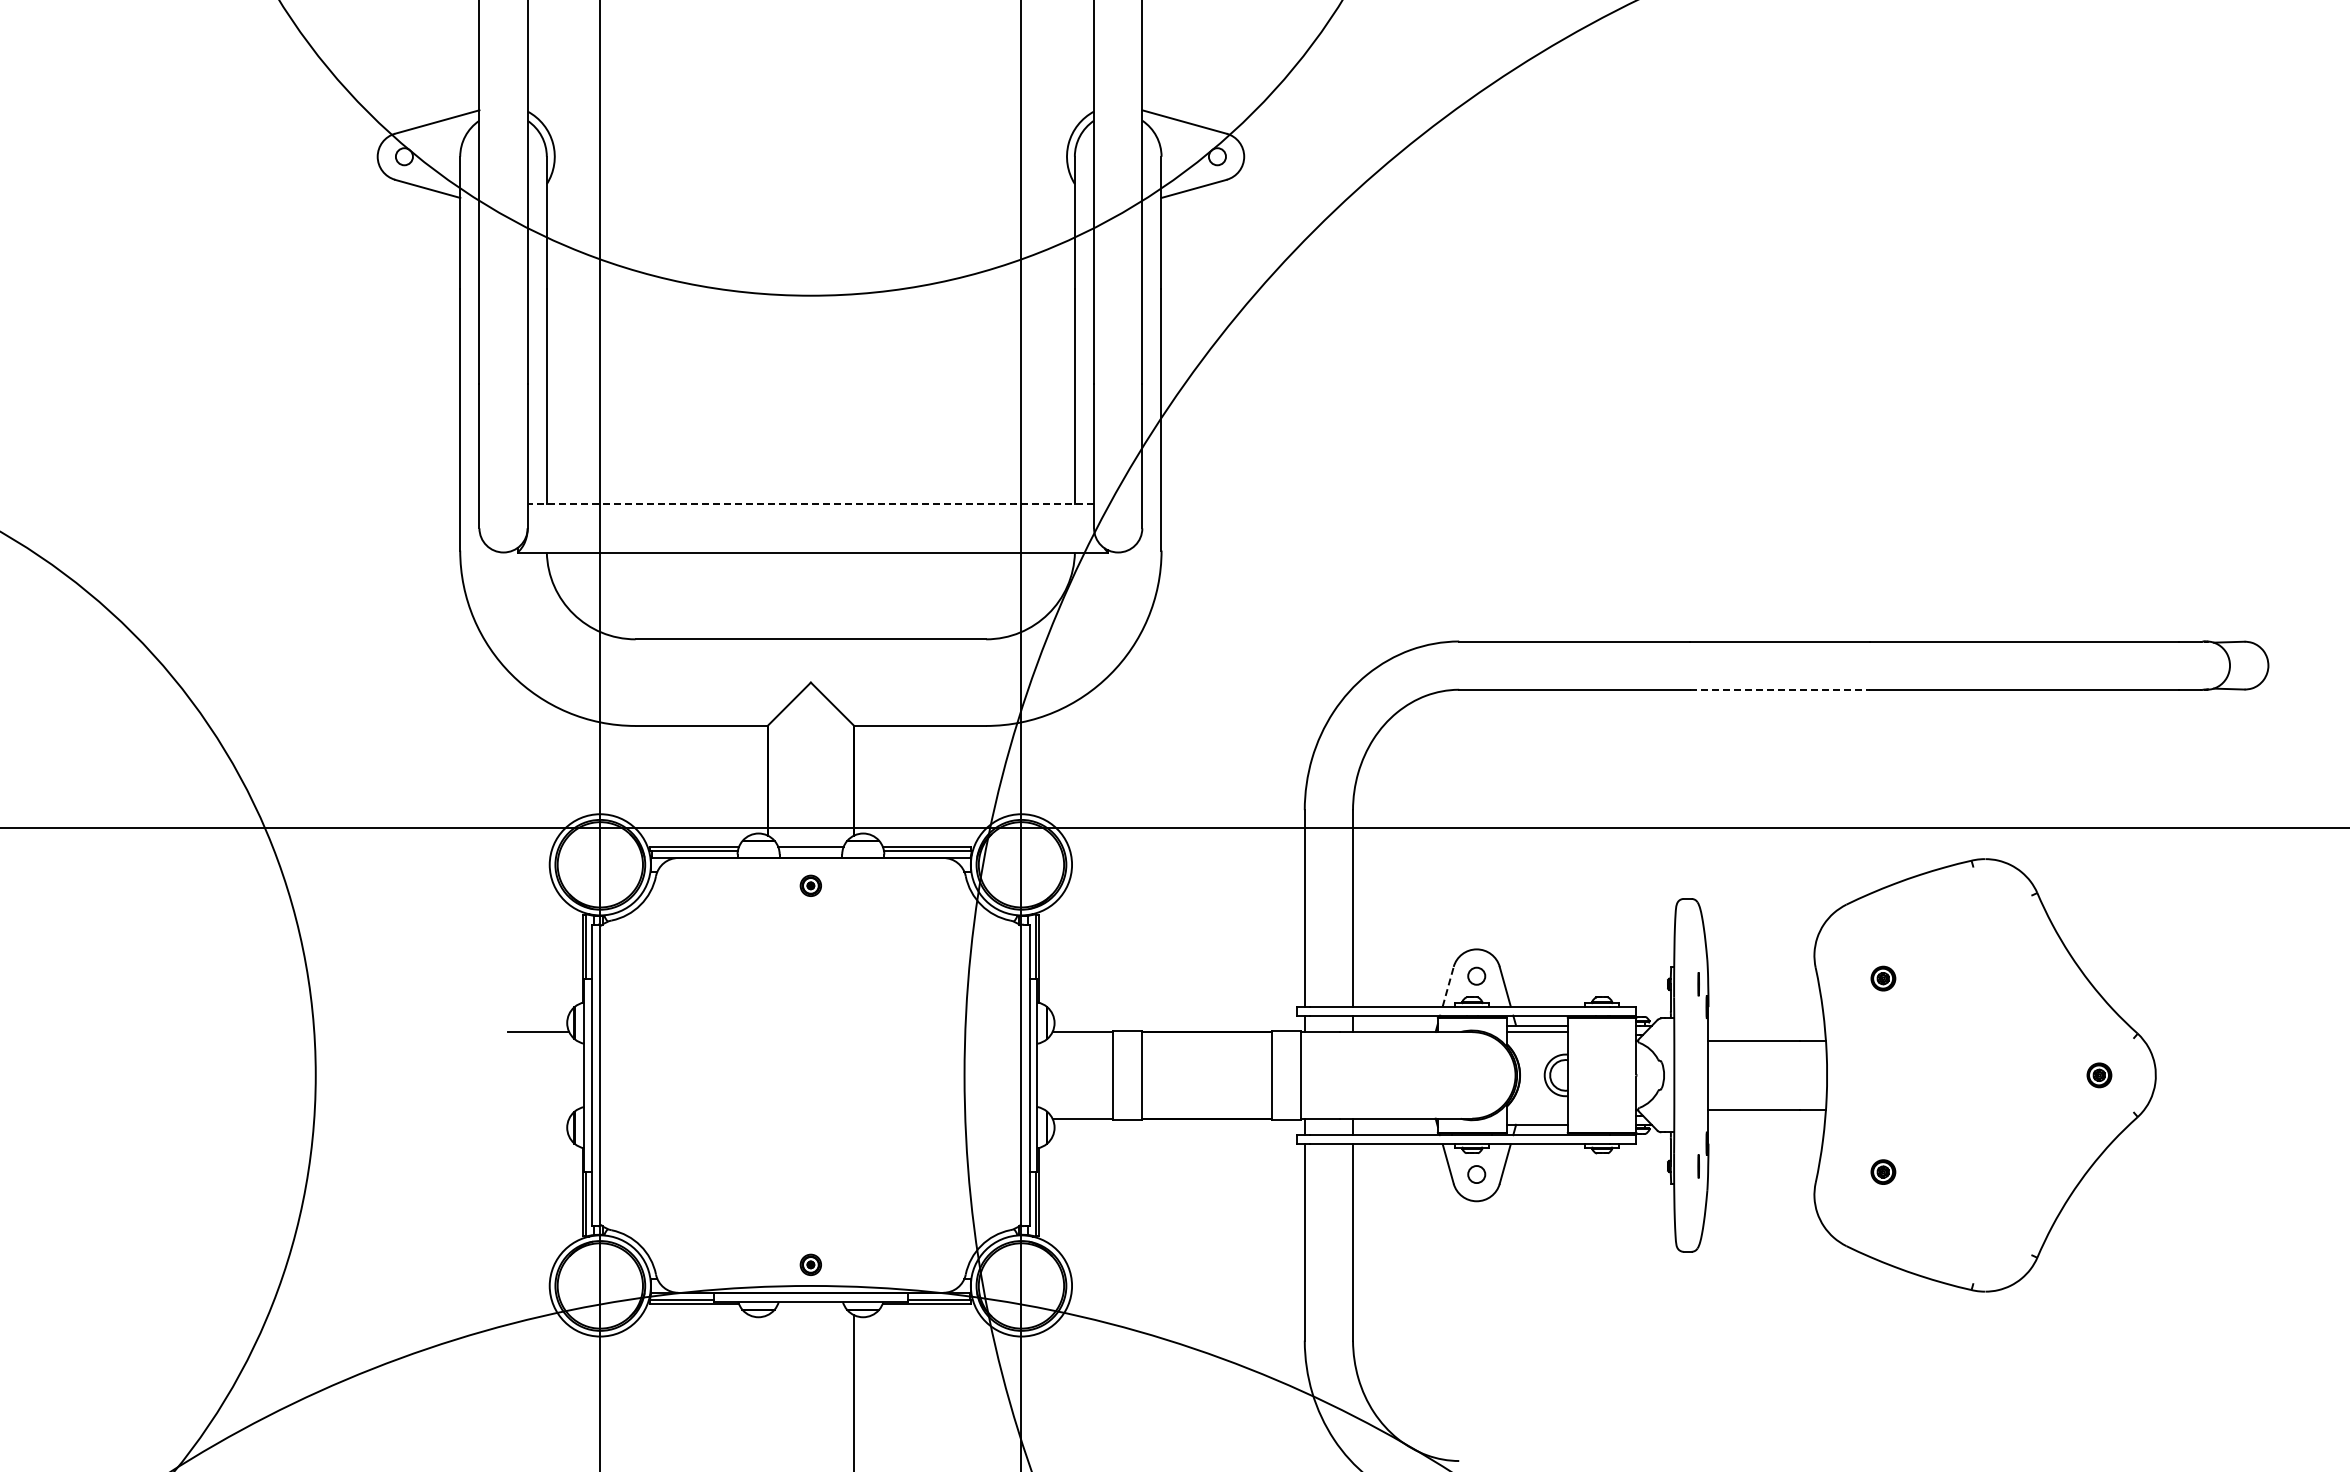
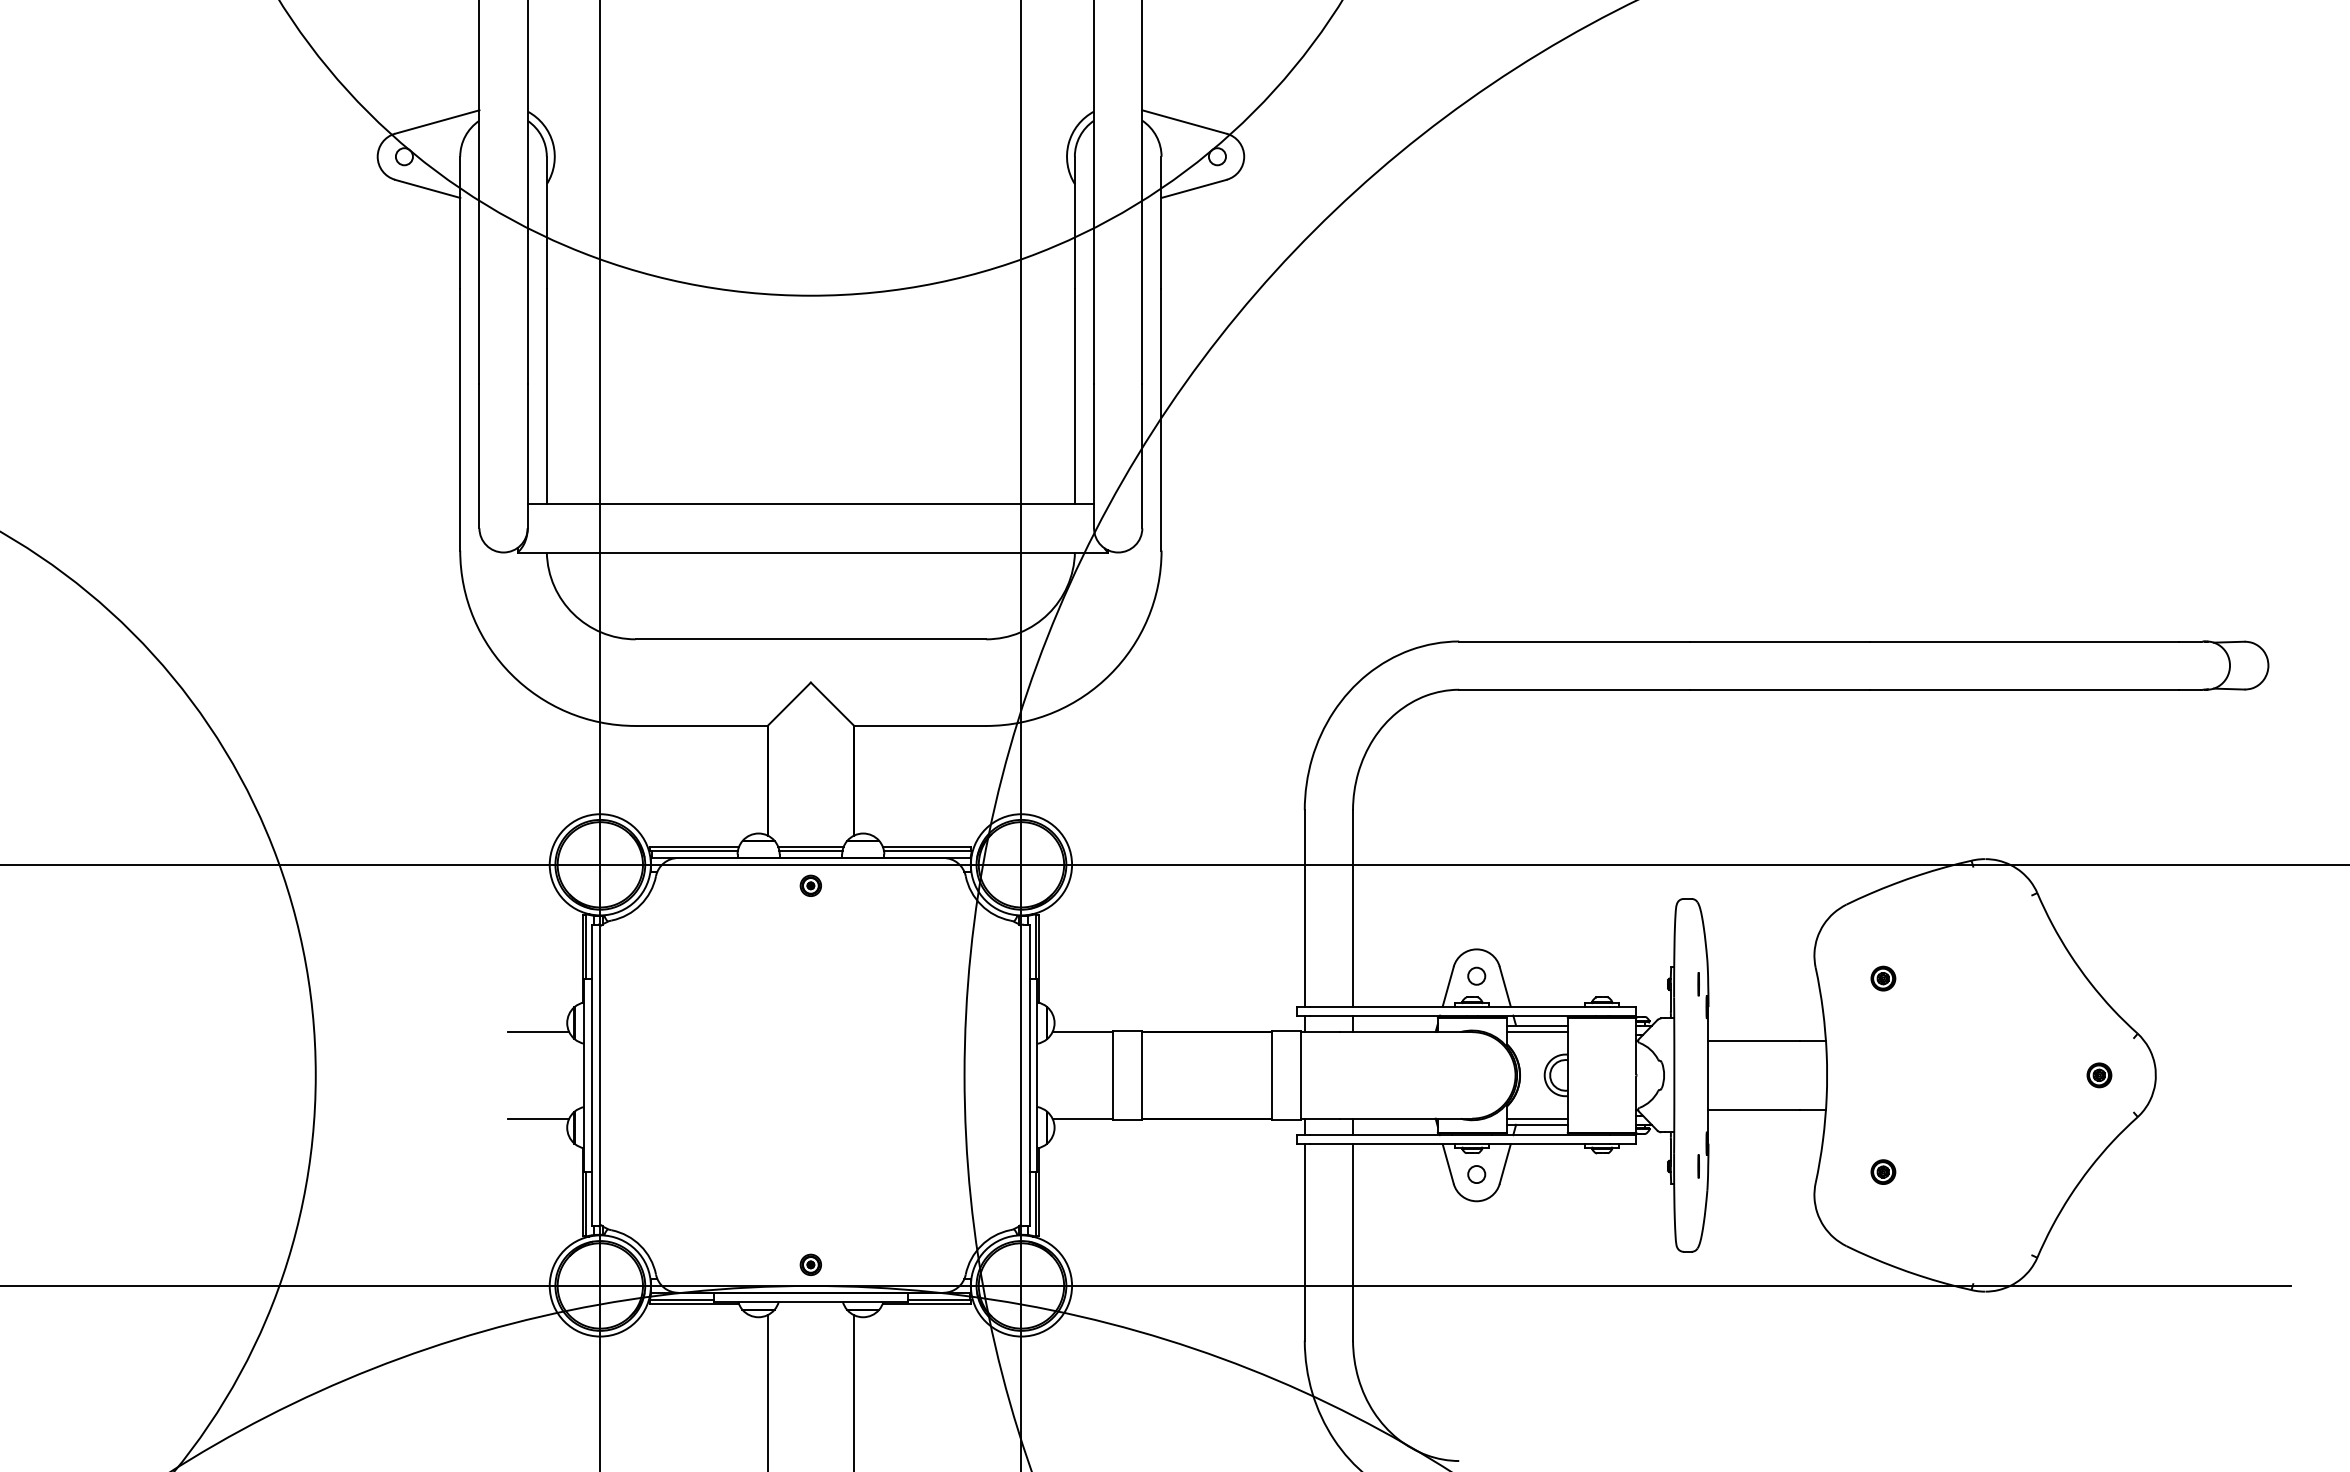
line: dashed -> solid (810, 504)
line: dashed -> solid (1780, 689)
line position: (1174, 827) -> (1174, 864) (1174, 864)
line: none -> present (810, 850)
line: dashed -> solid (1448, 986)
line: none -> present (538, 1118)
line: none -> present (1536, 1119)
line: none -> present (1146, 1285)
line: none -> present (767, 1391)
